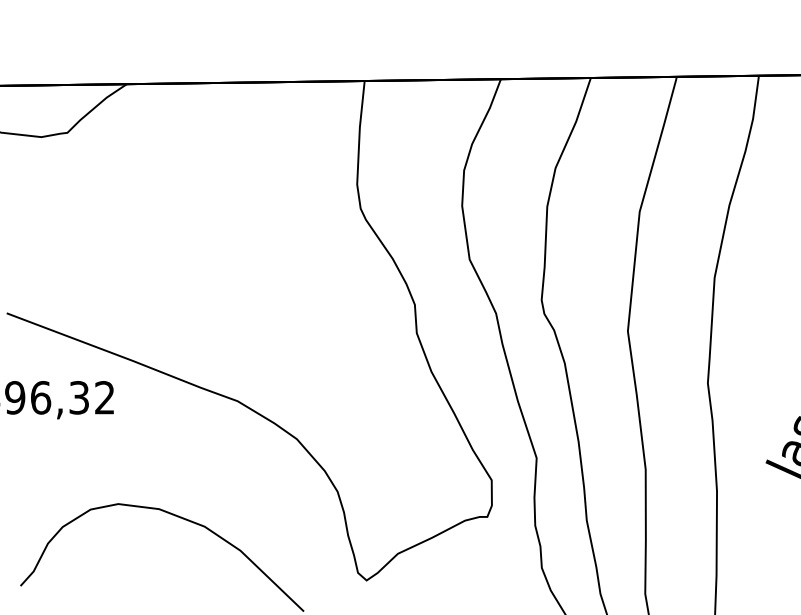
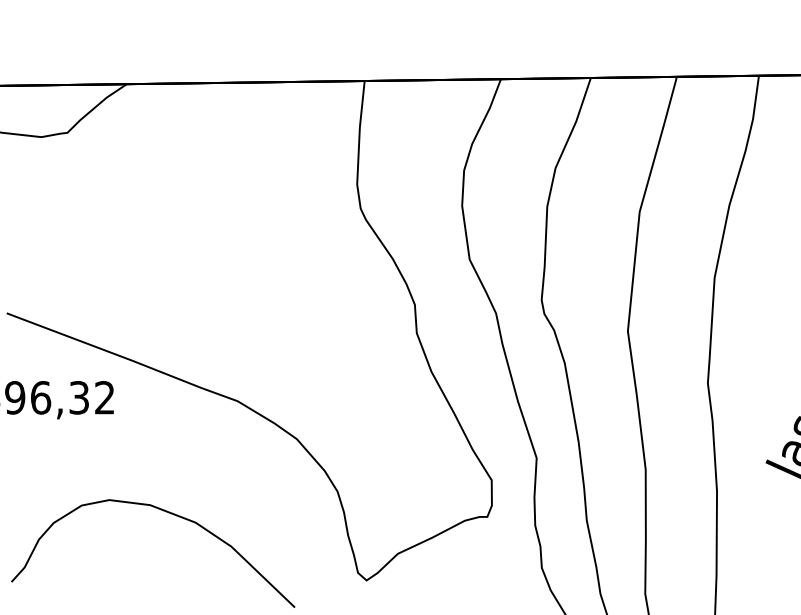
curve position: (177, 517) -> (168, 513) (168, 513)
